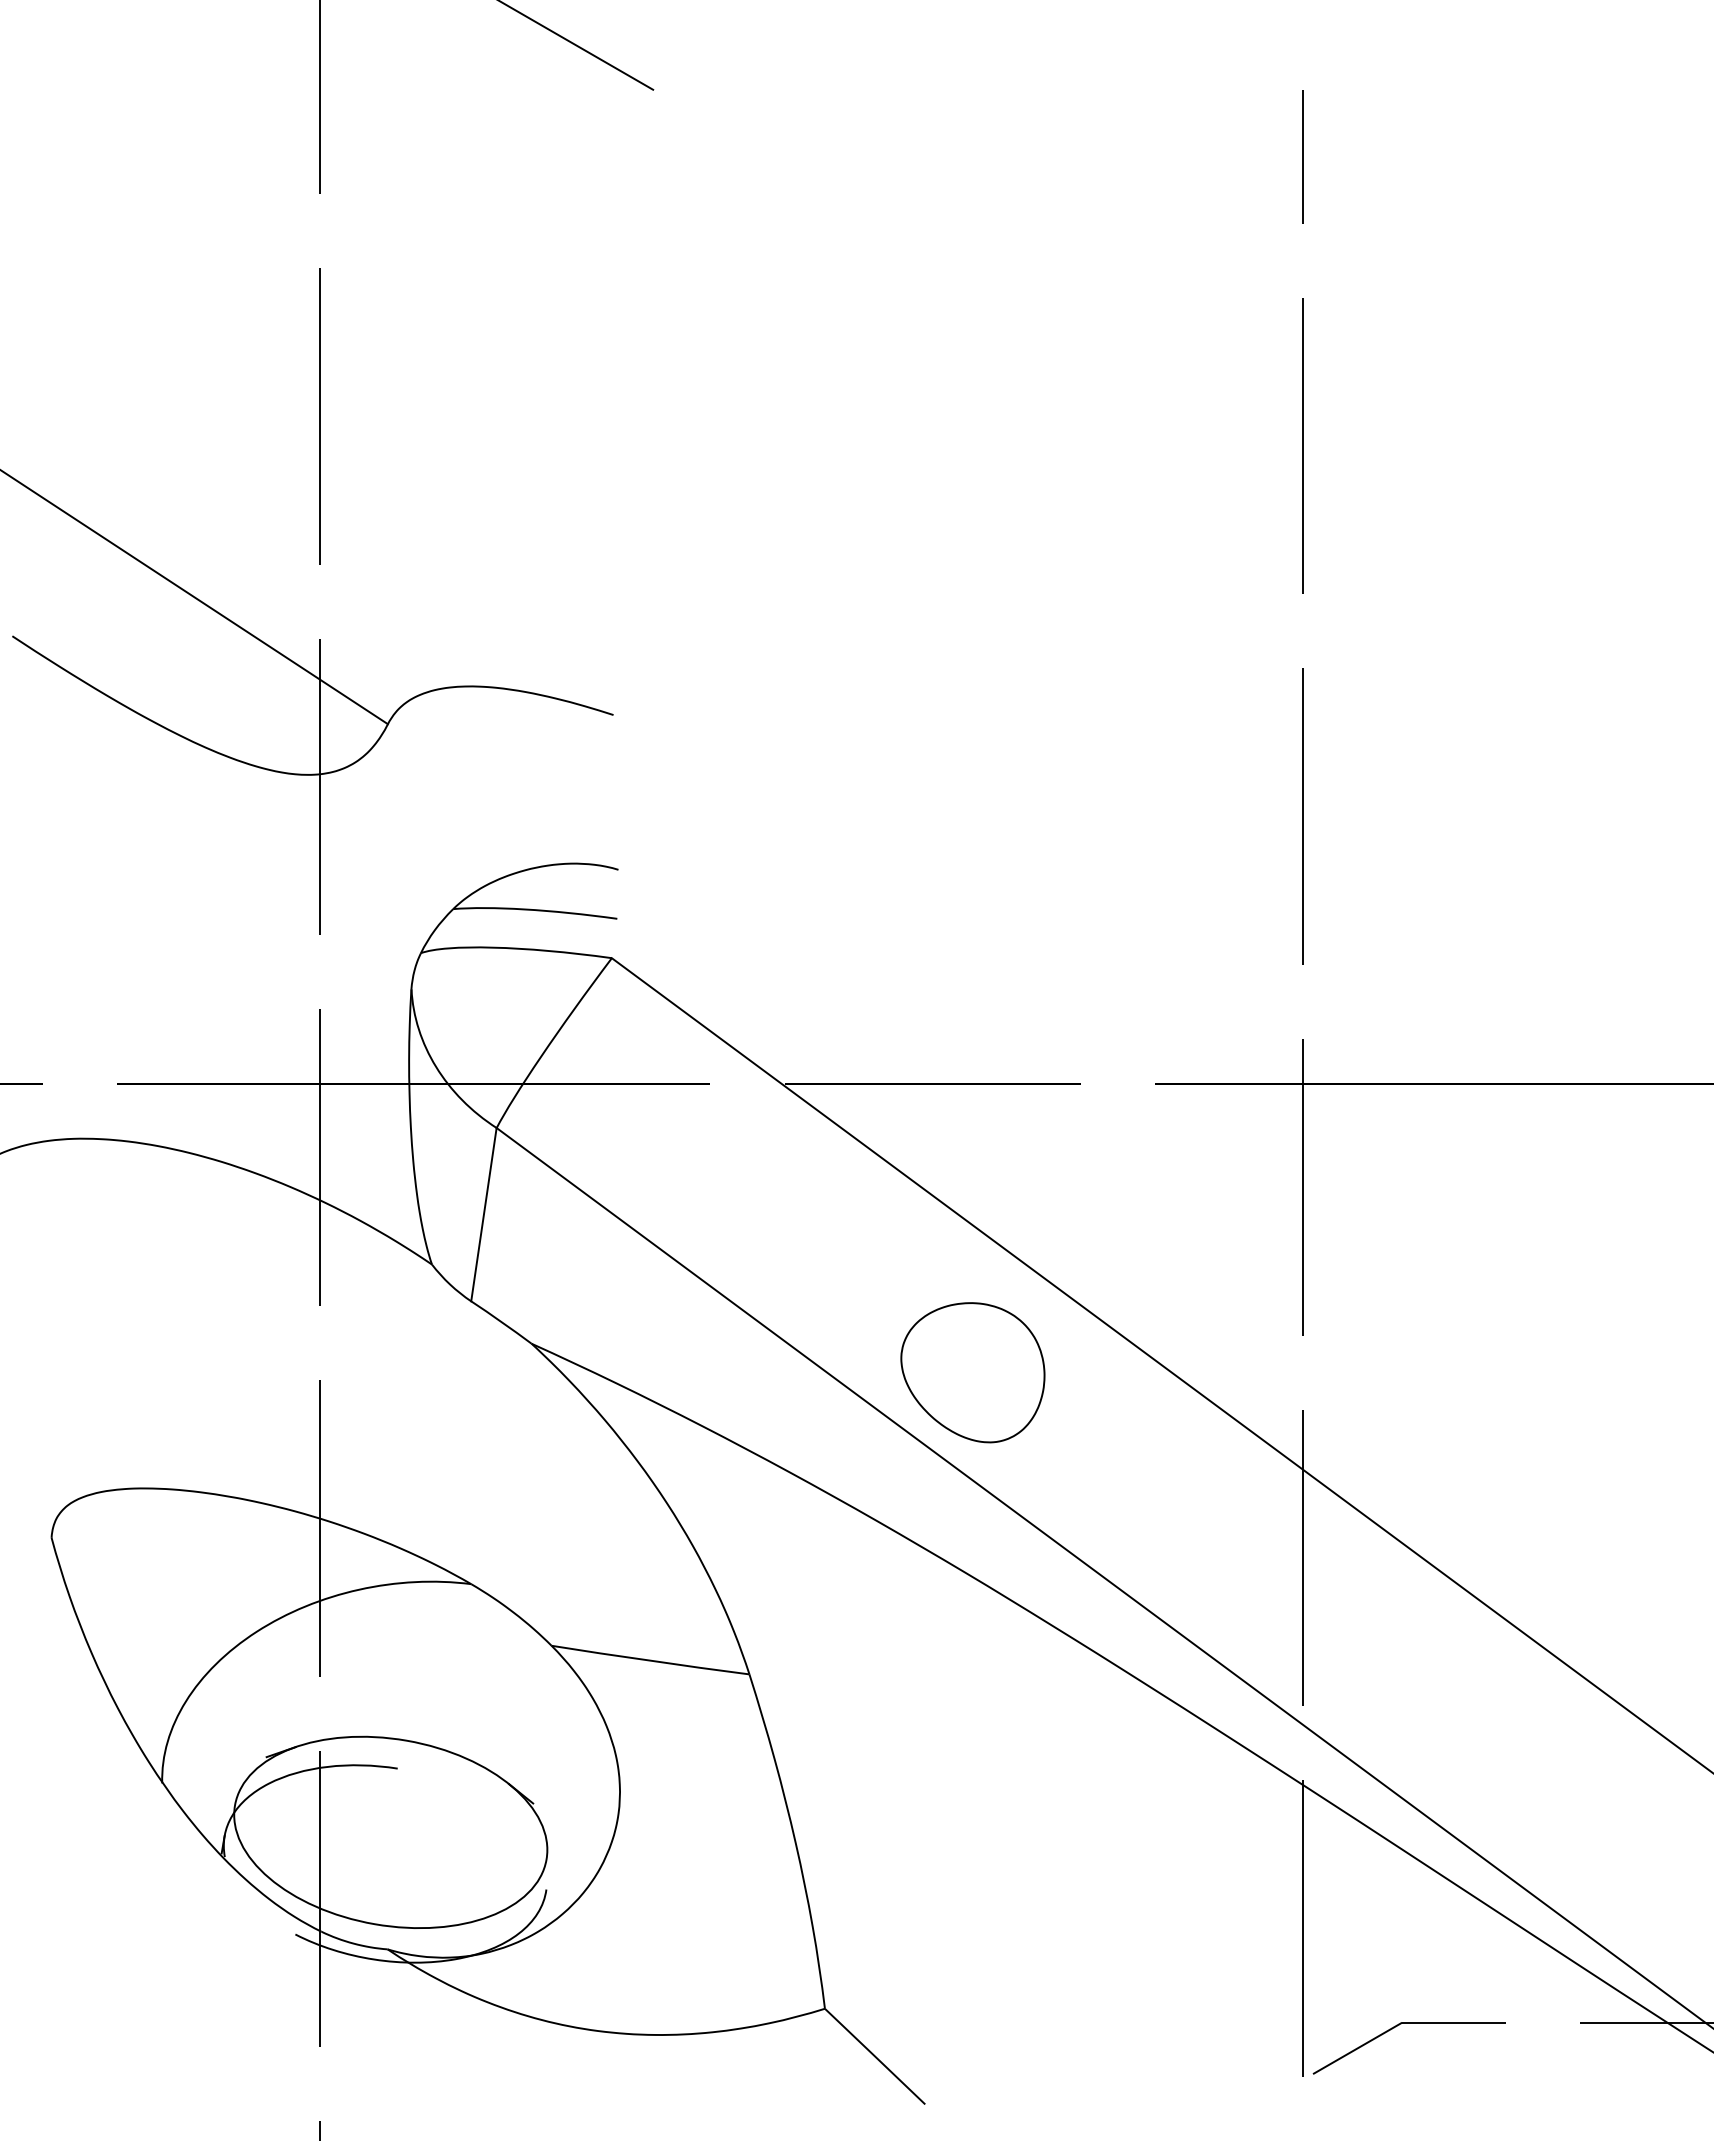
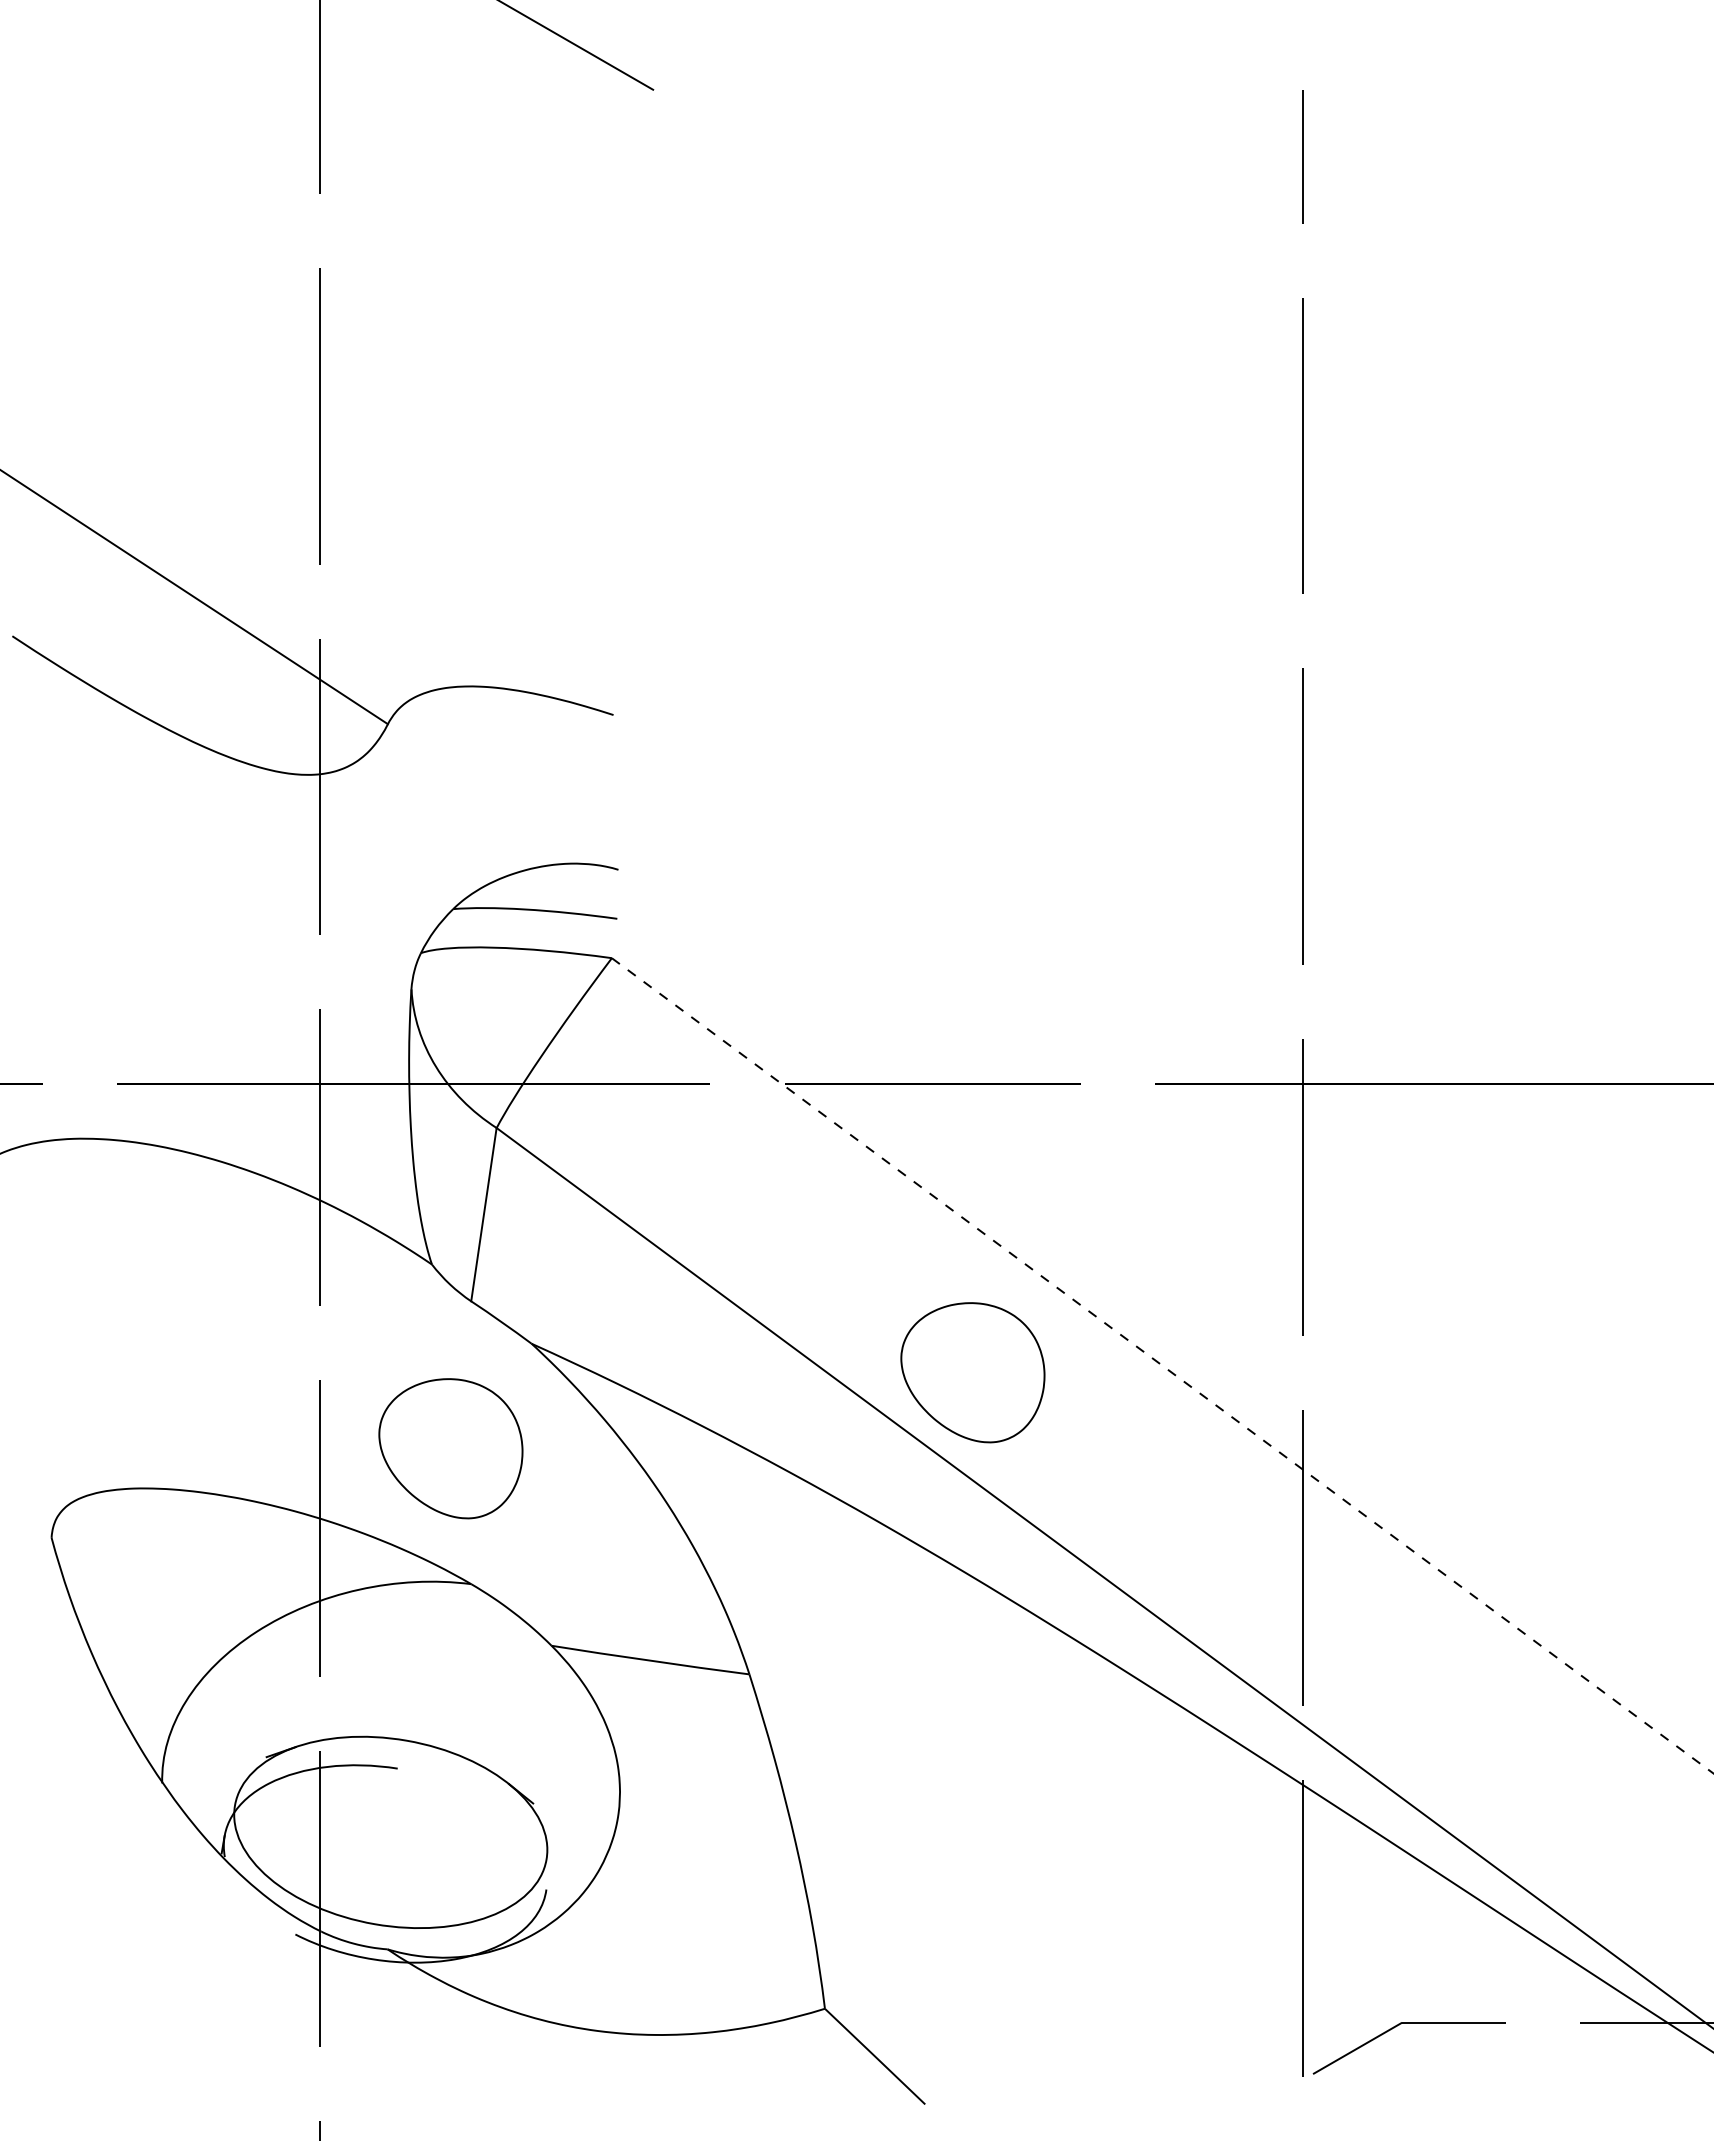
line: solid -> dashed (1163, 1366)
part: none -> present (450, 1448)
